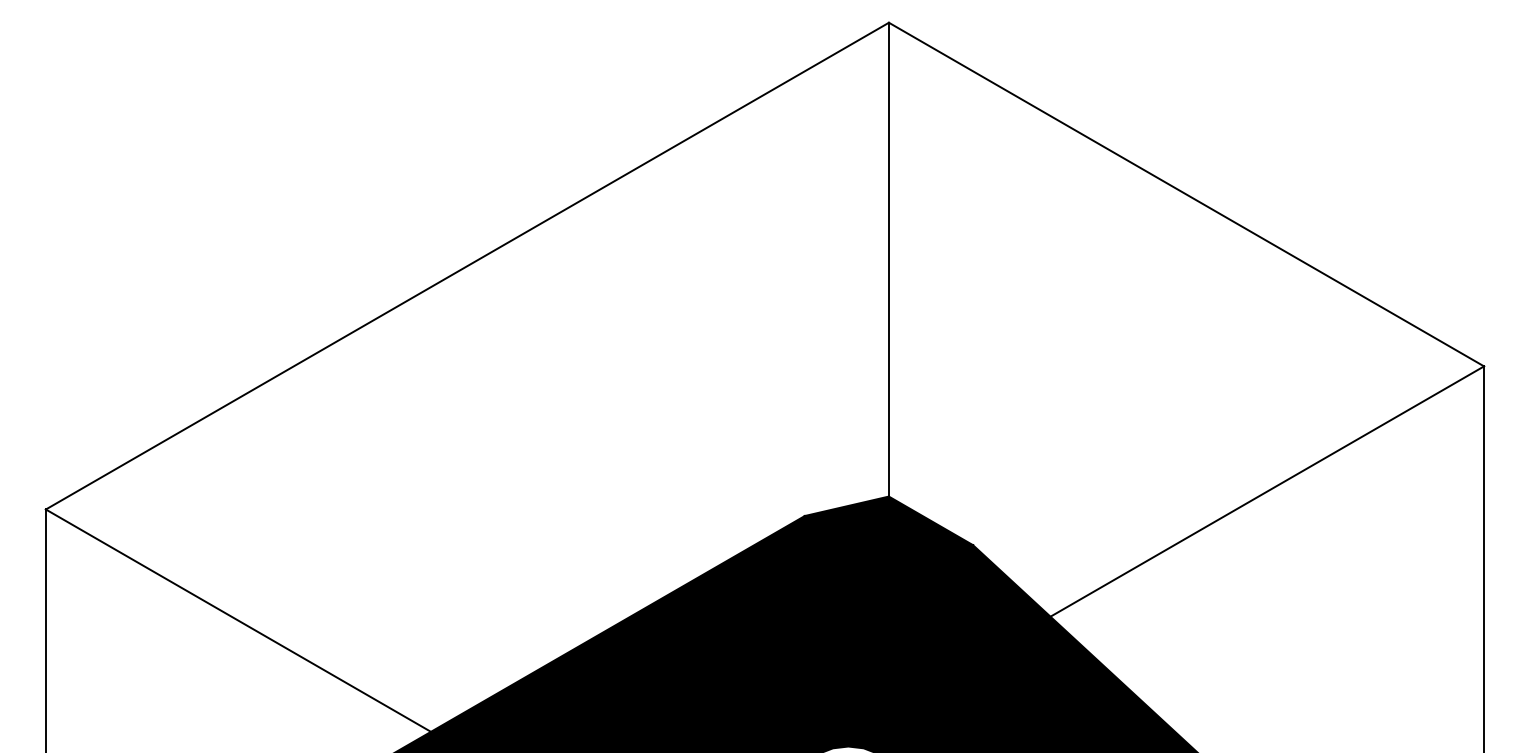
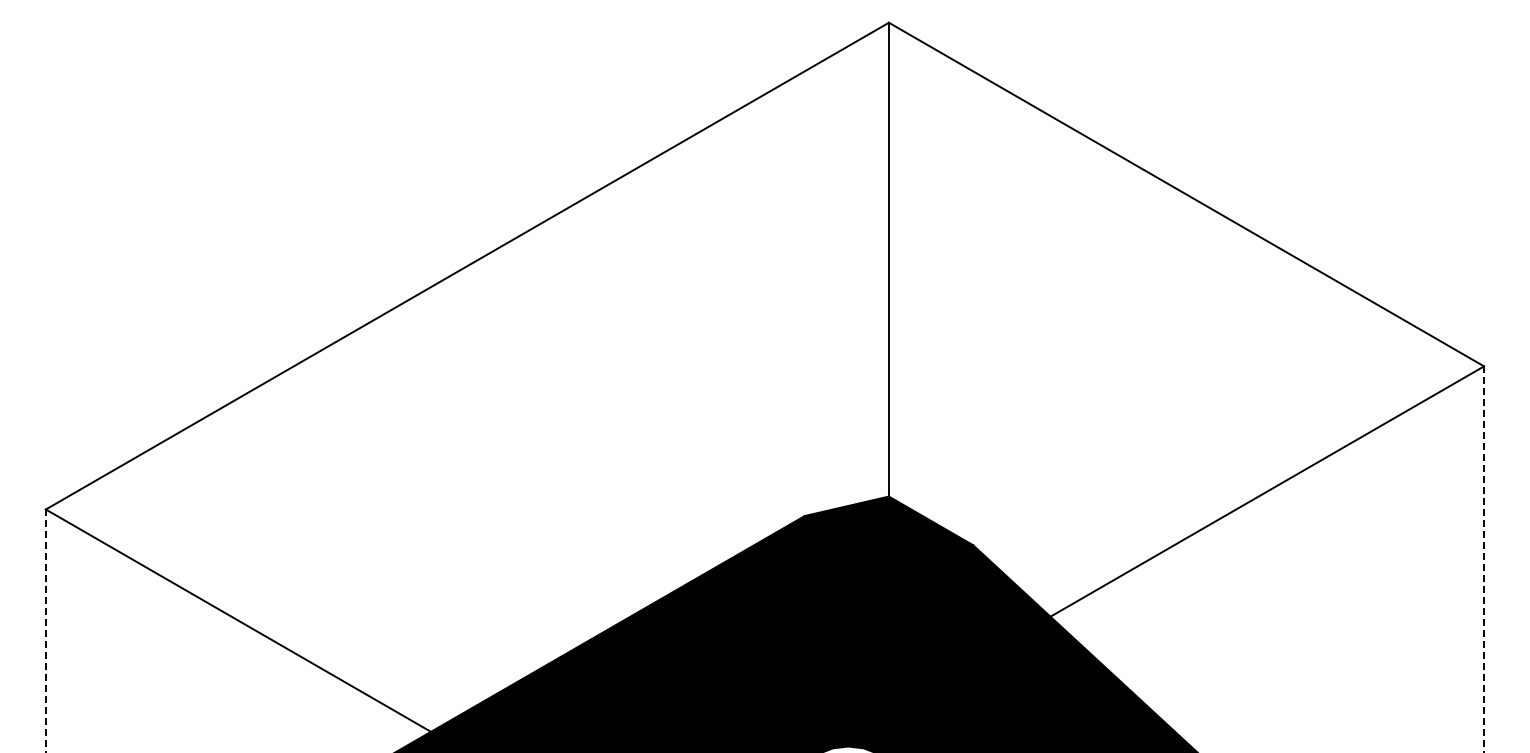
line: solid -> dashed (1484, 559)
line: solid -> dashed (45, 631)
